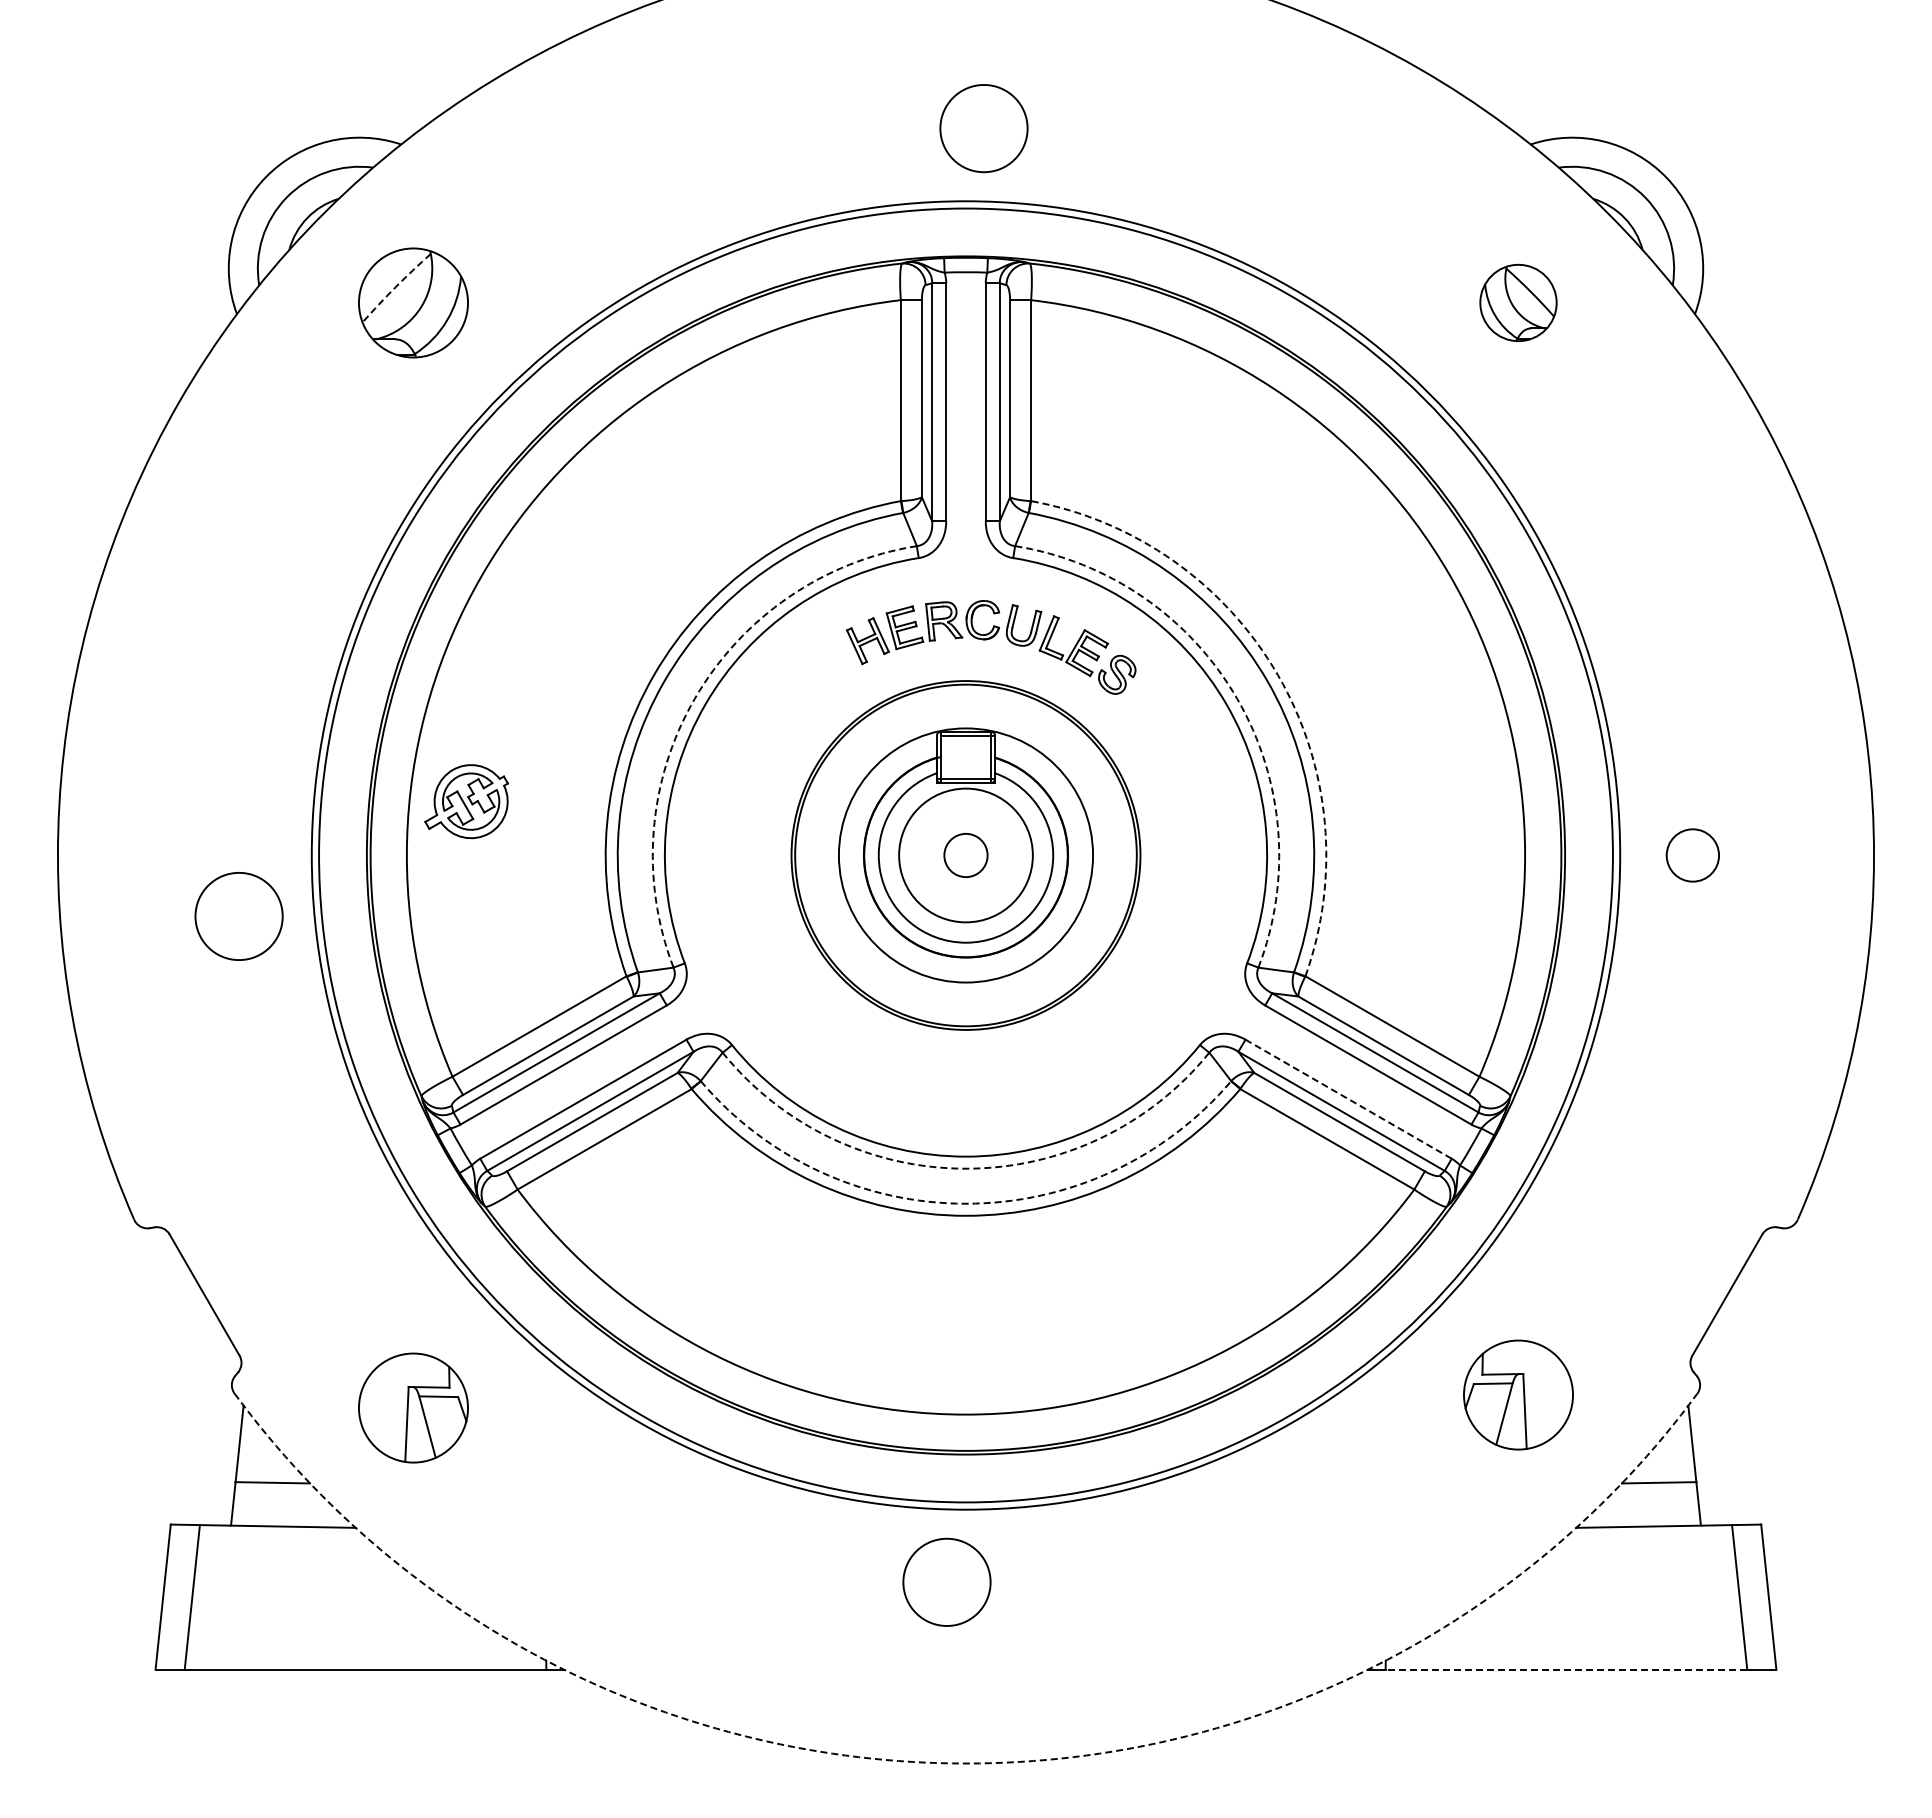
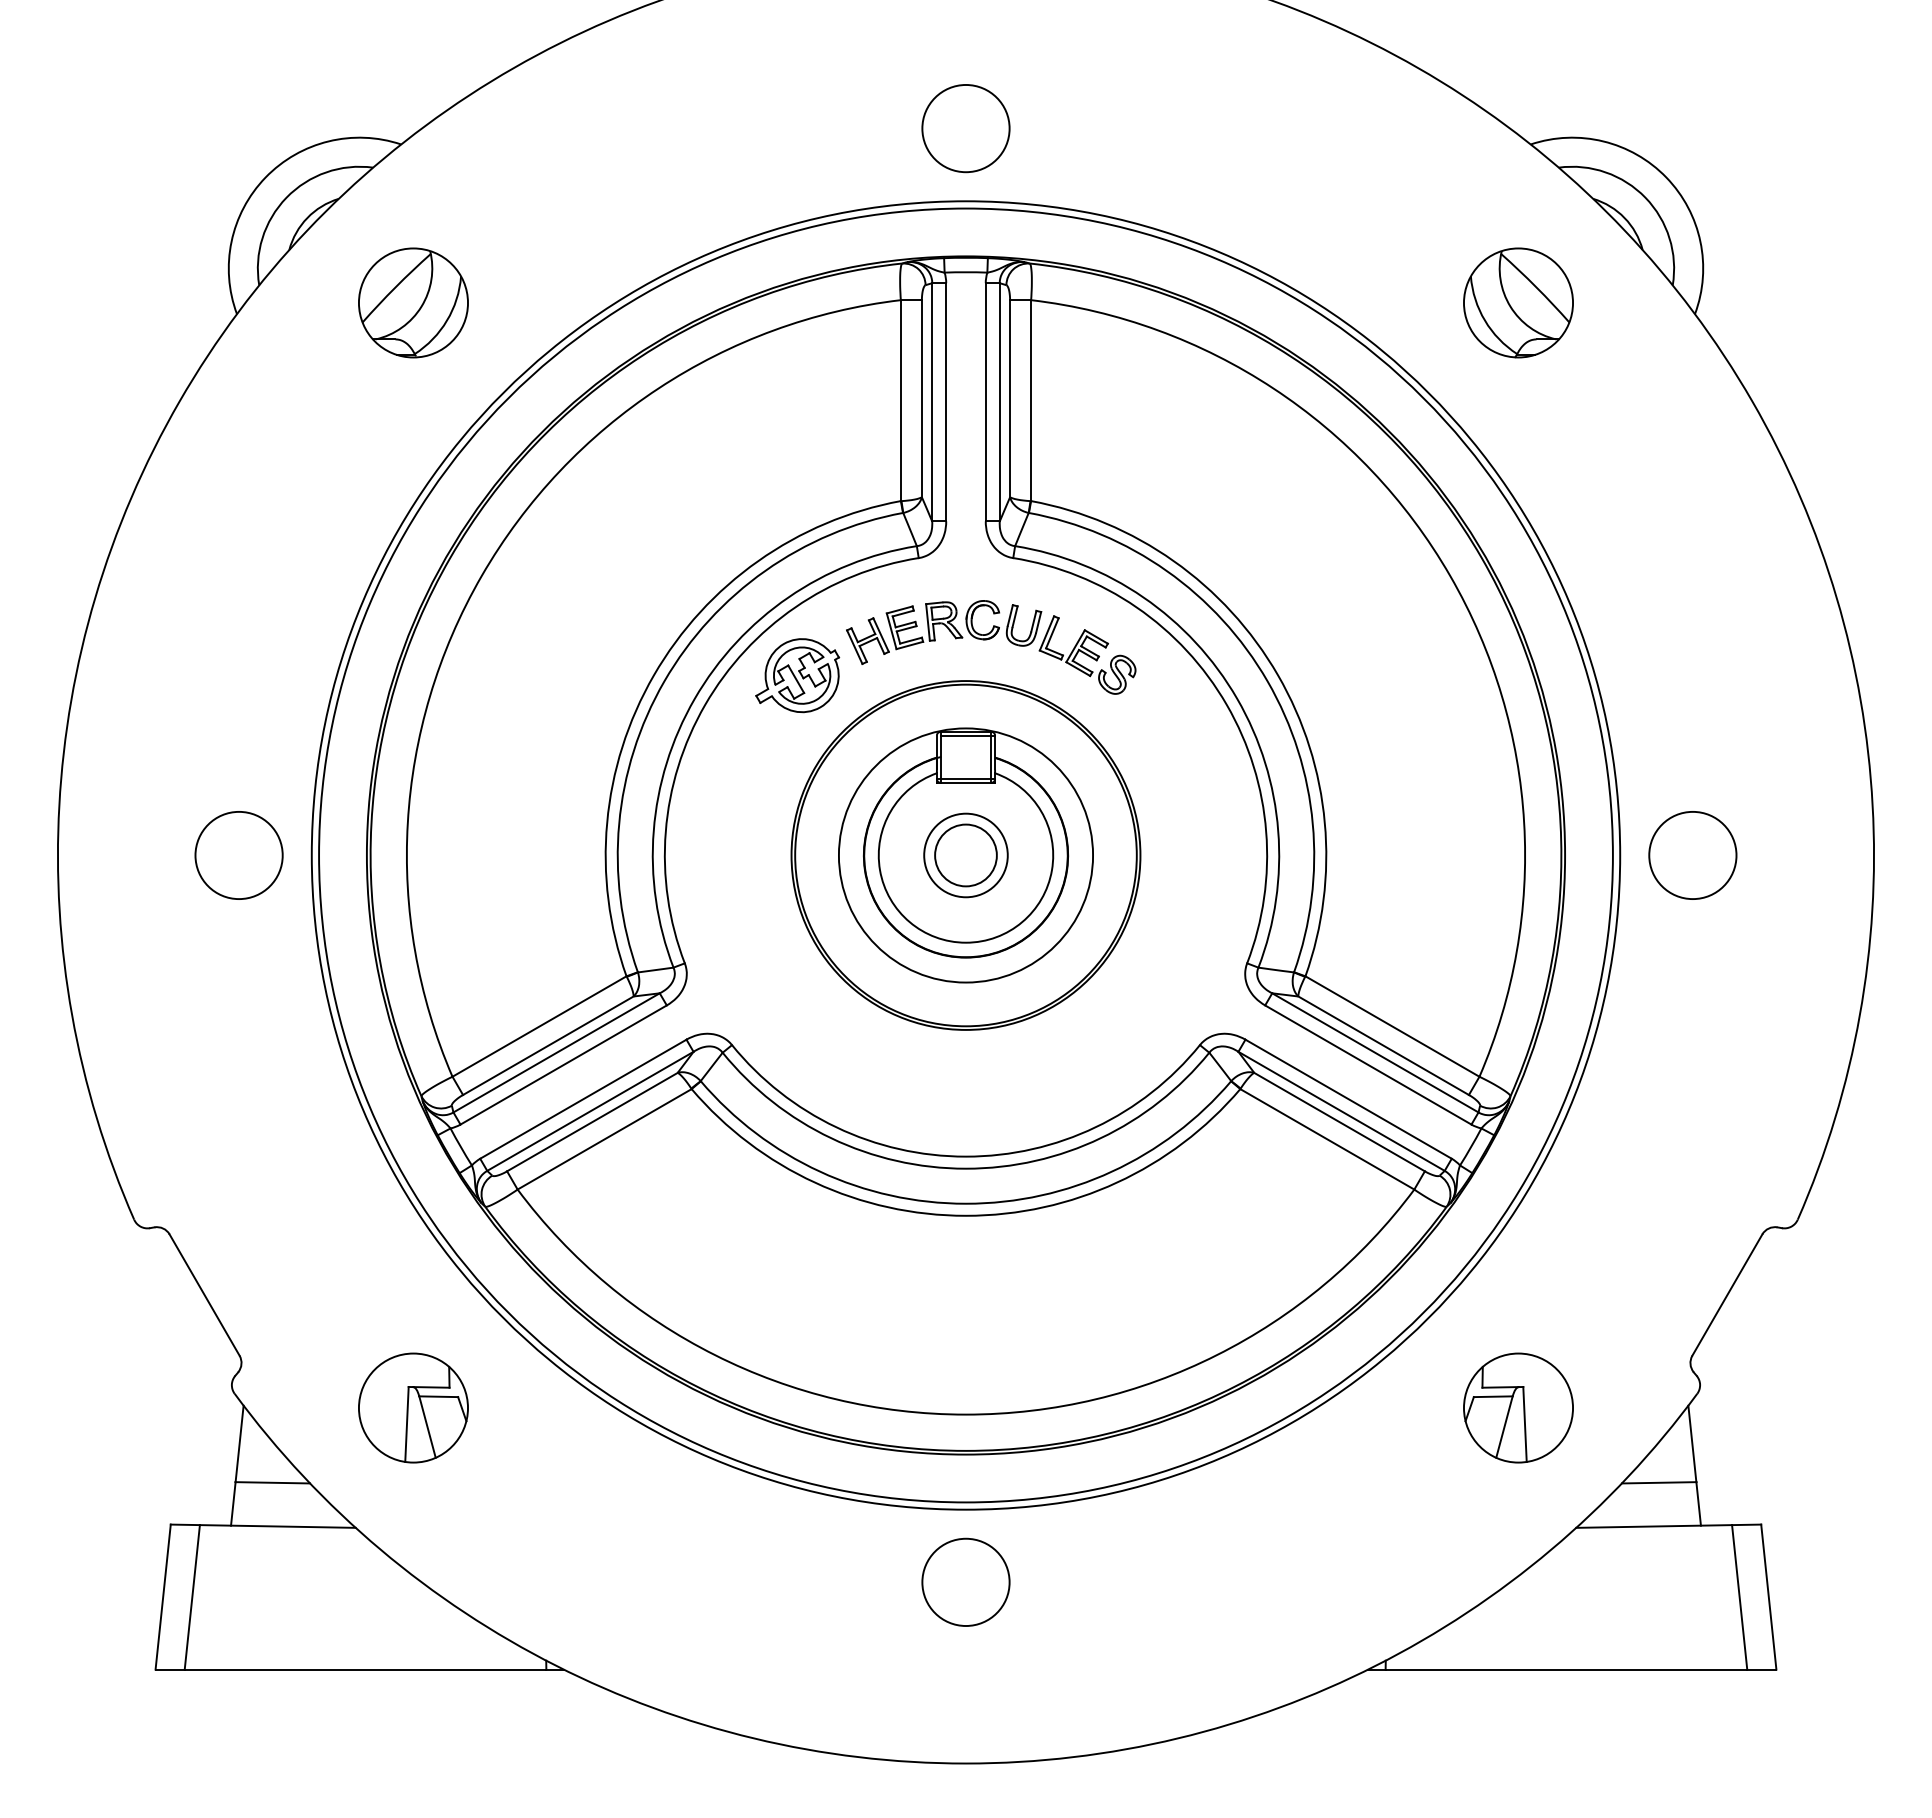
circle position: (983, 128) -> (965, 128) (965, 128)
arc: dashed -> solid (395, 287)
part size: 79x79 px -> 111x112 px (1518, 302)
arc: dashed -> solid (1278, 675)
arc: dashed -> solid (694, 698)
arc: dashed -> solid (1237, 698)
part position: (466, 801) -> (797, 675) (797, 675)
circle diameter: 134 px -> 84 px (965, 855)
circle diameter: 43 px -> 62 px (965, 855)
circle diameter: 52 px -> 87 px (1692, 855)
circle position: (238, 916) -> (238, 855) (238, 855)
line: dashed -> solid (1349, 1099)
arc: dashed -> solid (966, 1168)
arc: dashed -> solid (966, 1203)
part position: (1518, 1394) -> (1518, 1407) (1518, 1407)
circle position: (946, 1581) -> (965, 1581) (965, 1581)
line: dashed -> solid (1566, 1669)
arc: dashed -> solid (965, 1763)
